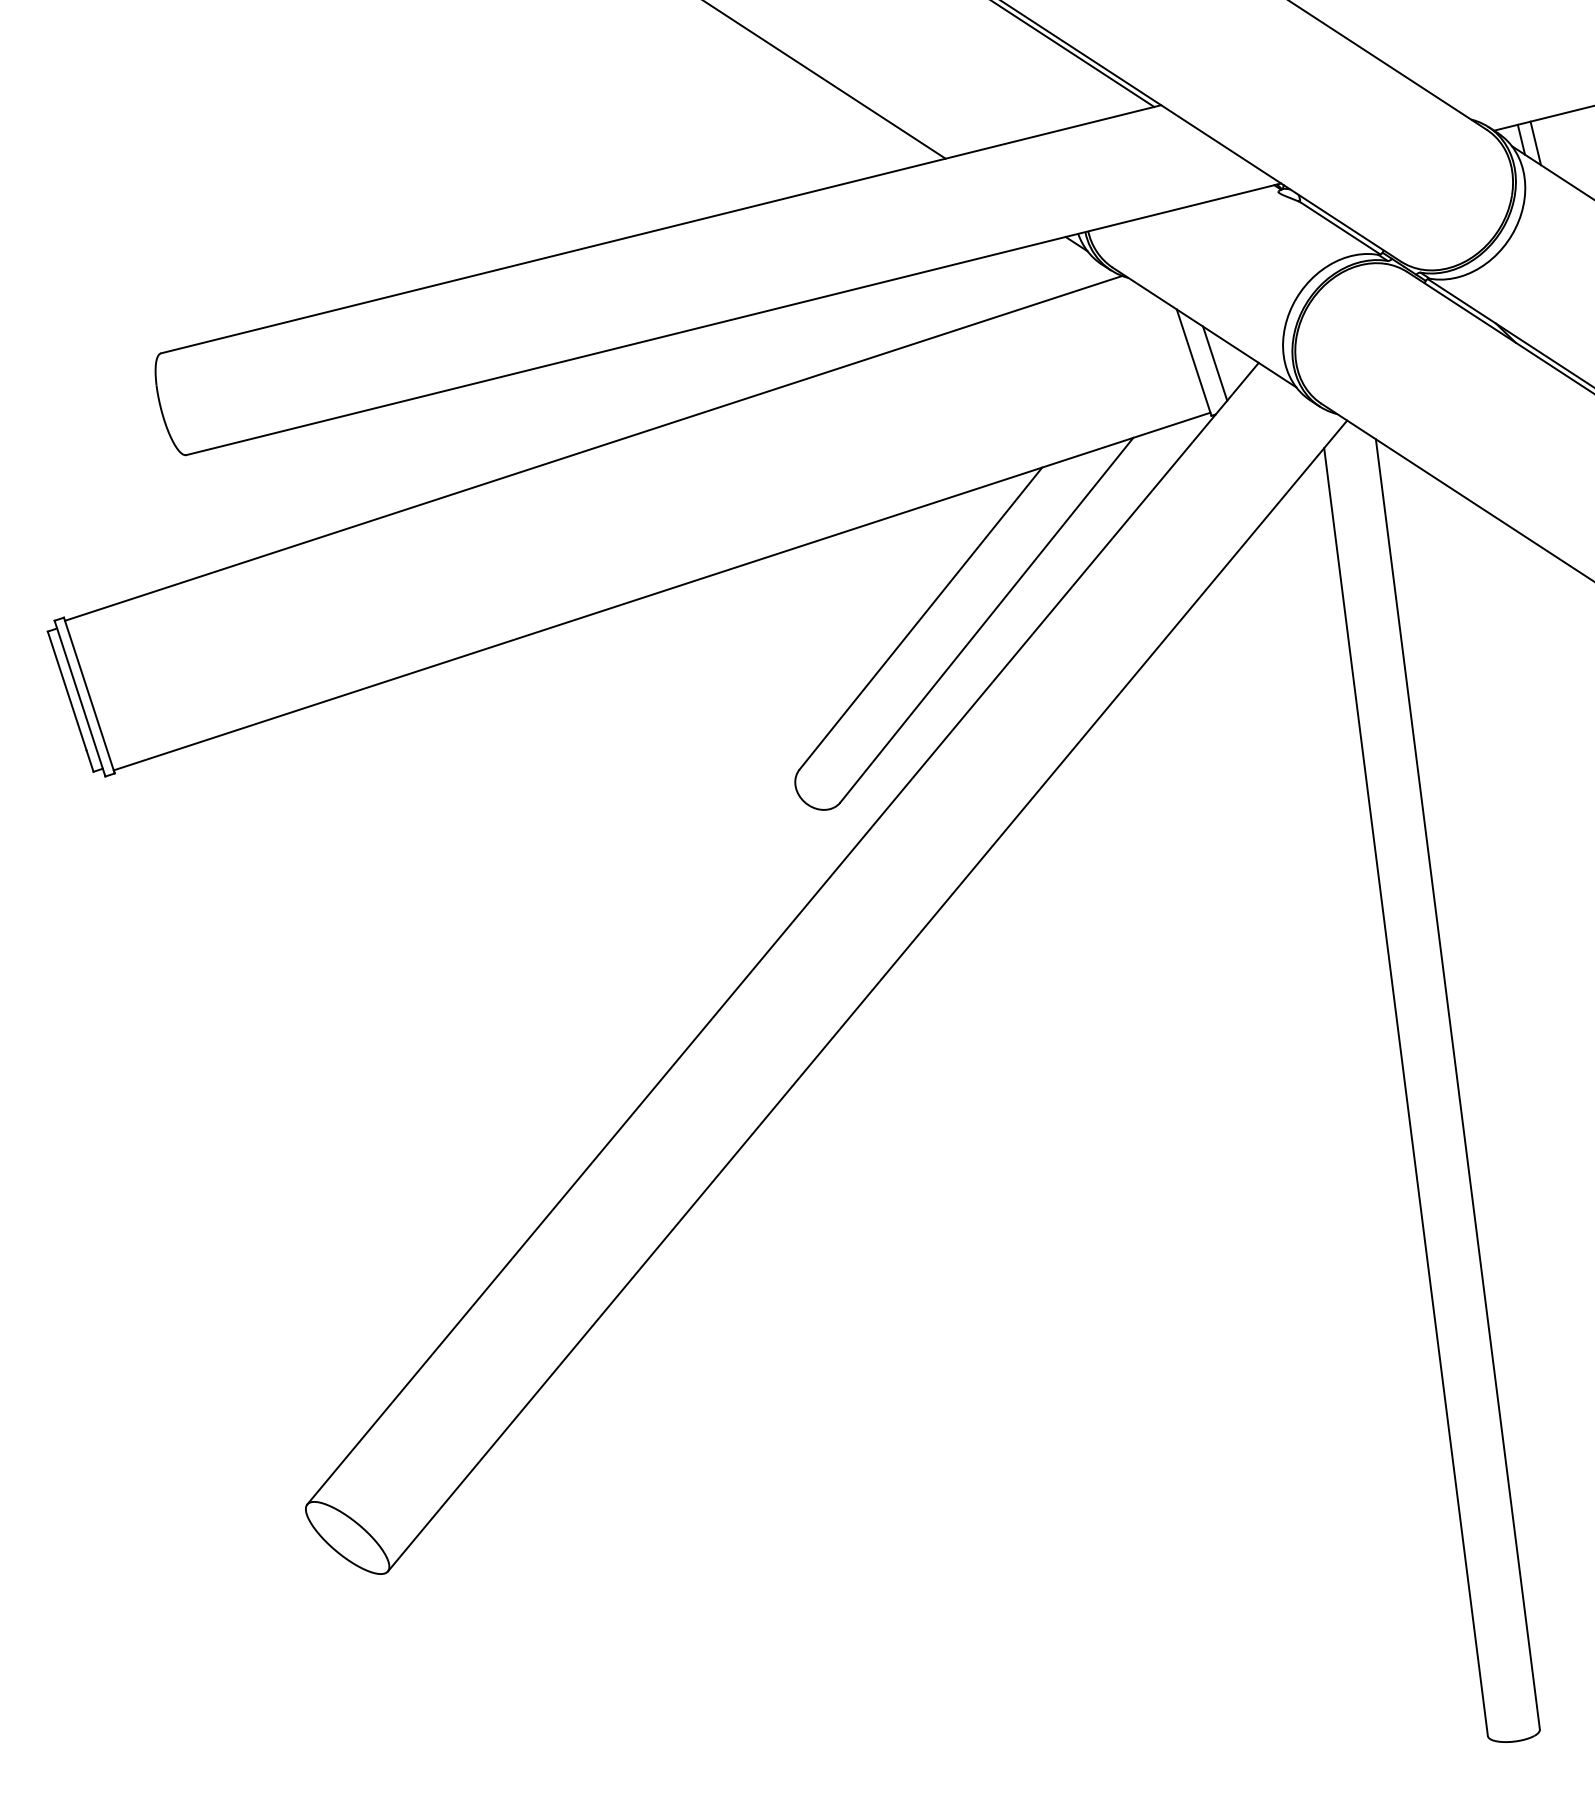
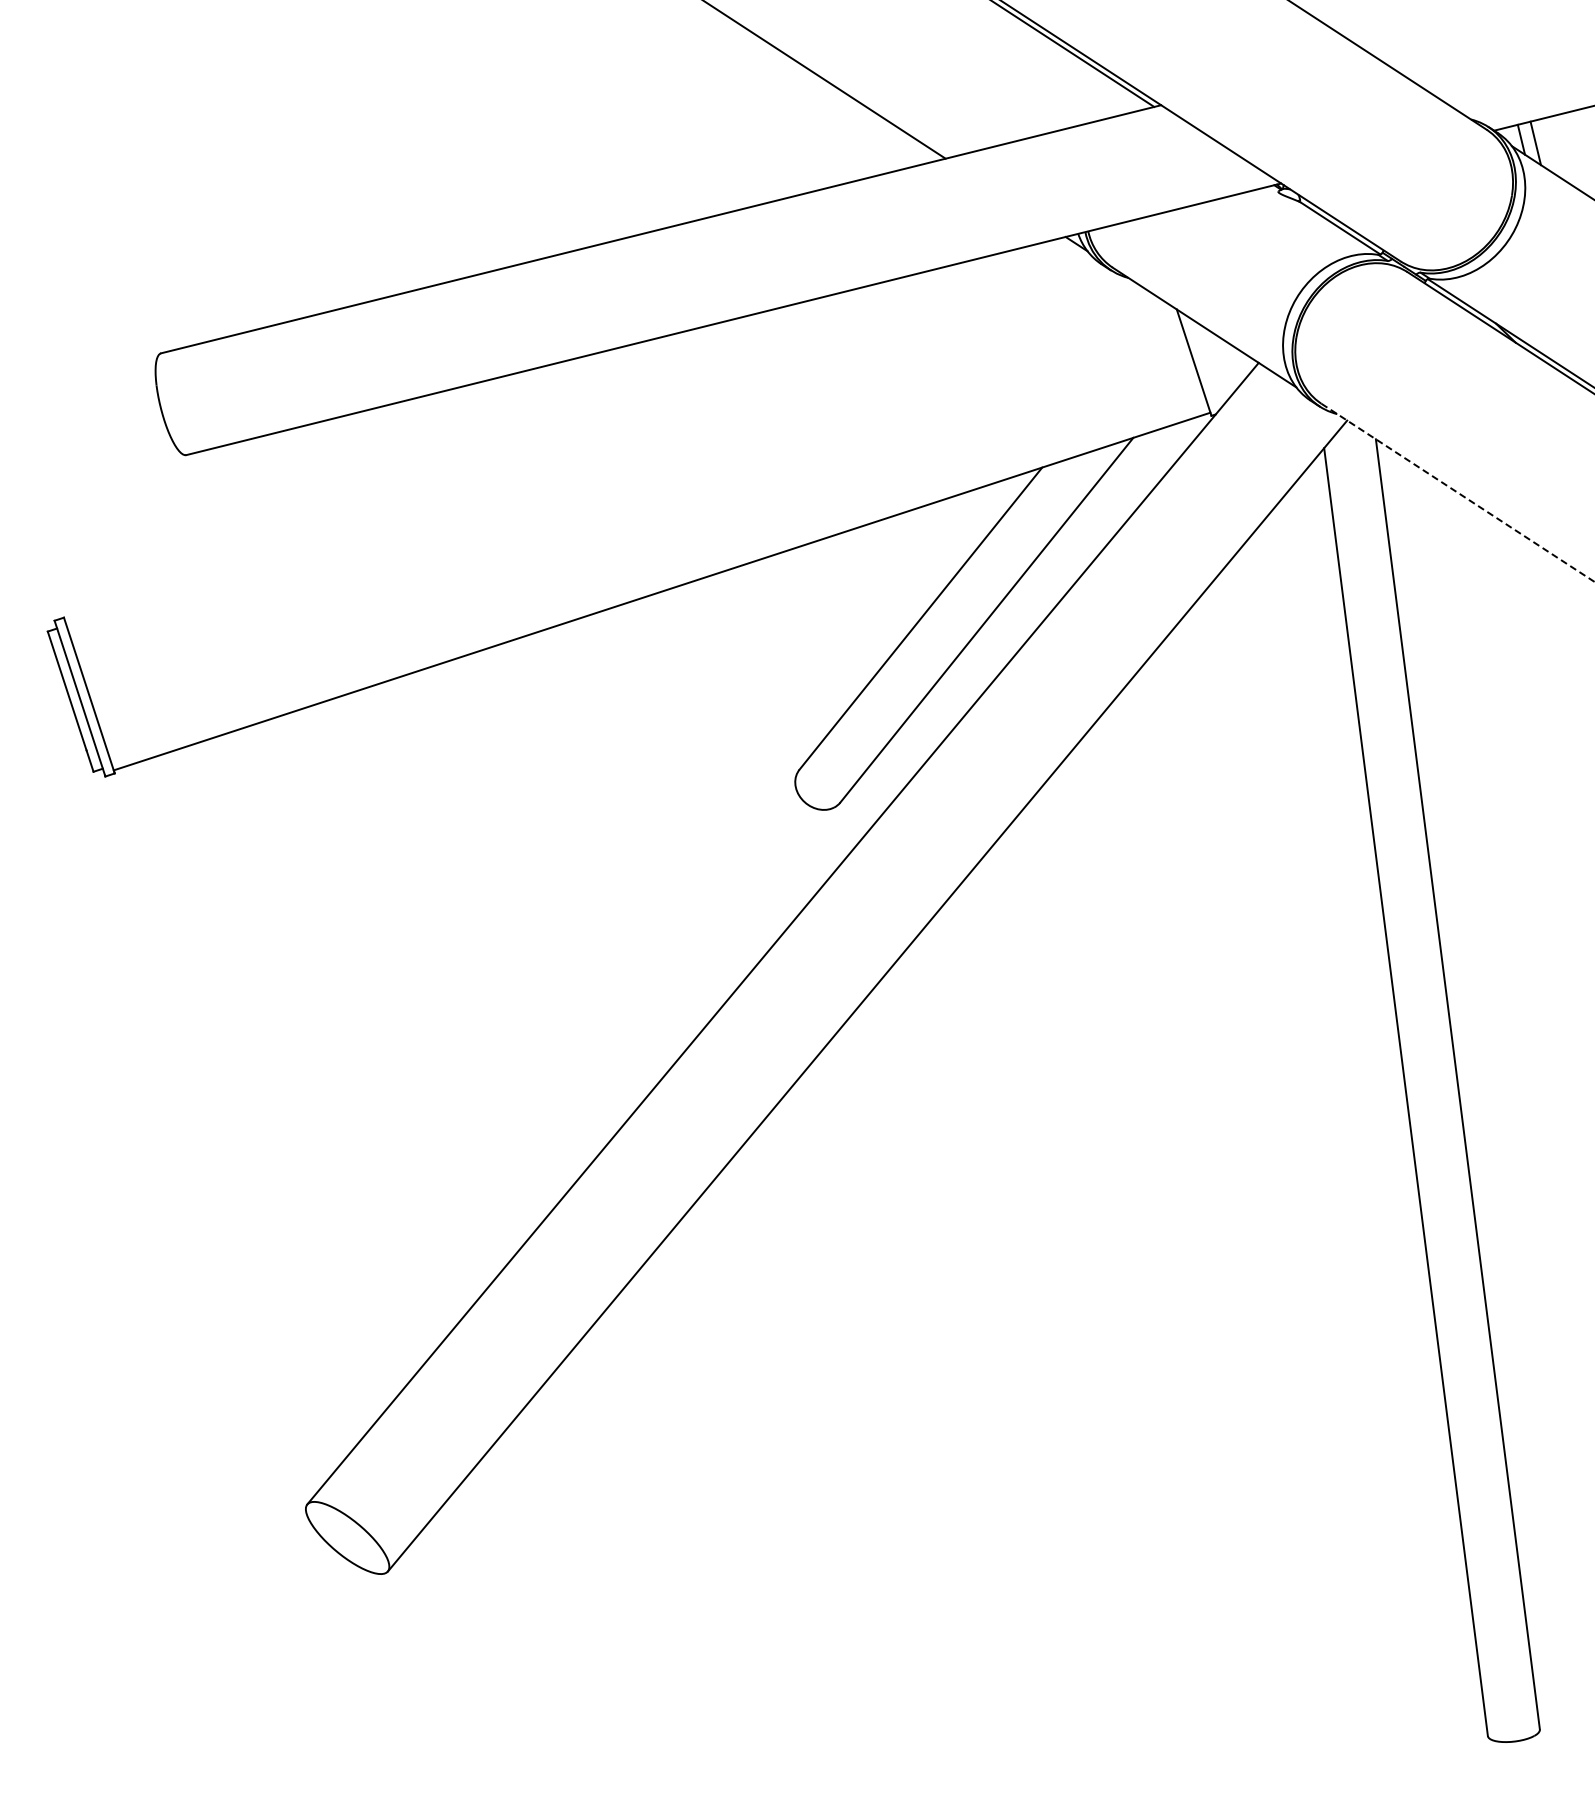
line: present -> none (1215, 363)
line: present -> none (593, 448)
line: solid -> dashed (1457, 492)
